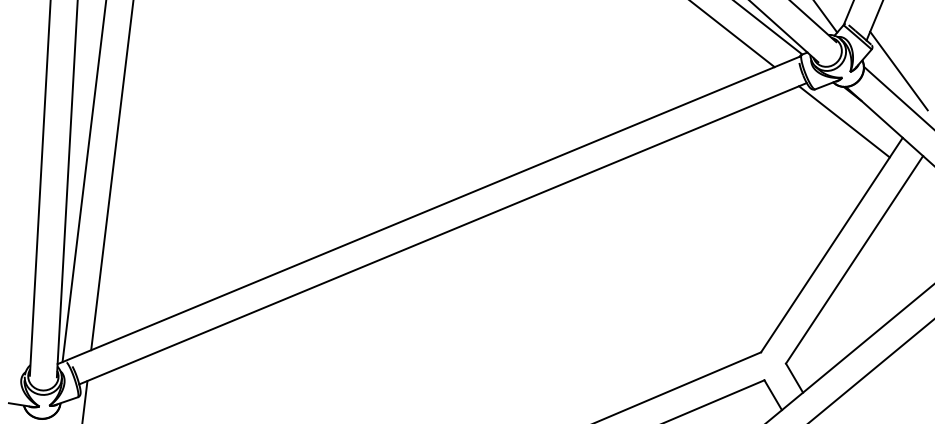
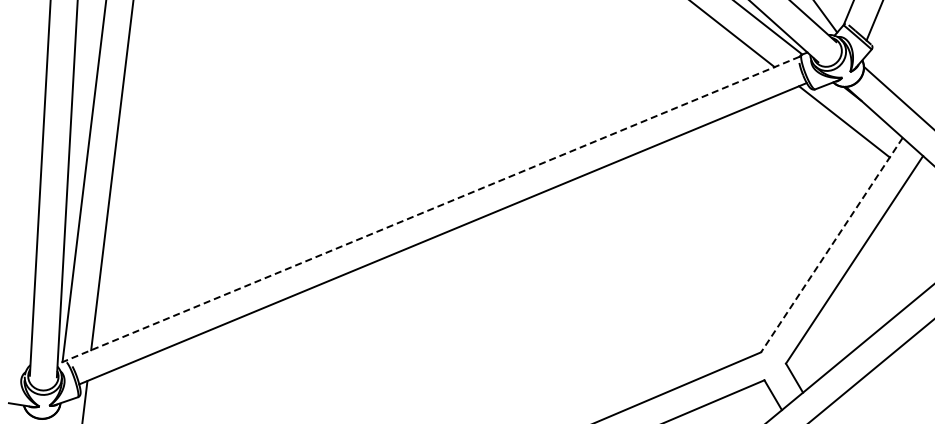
line: present -> none (898, 70)
line: solid -> dashed (428, 210)
line: solid -> dashed (831, 245)
